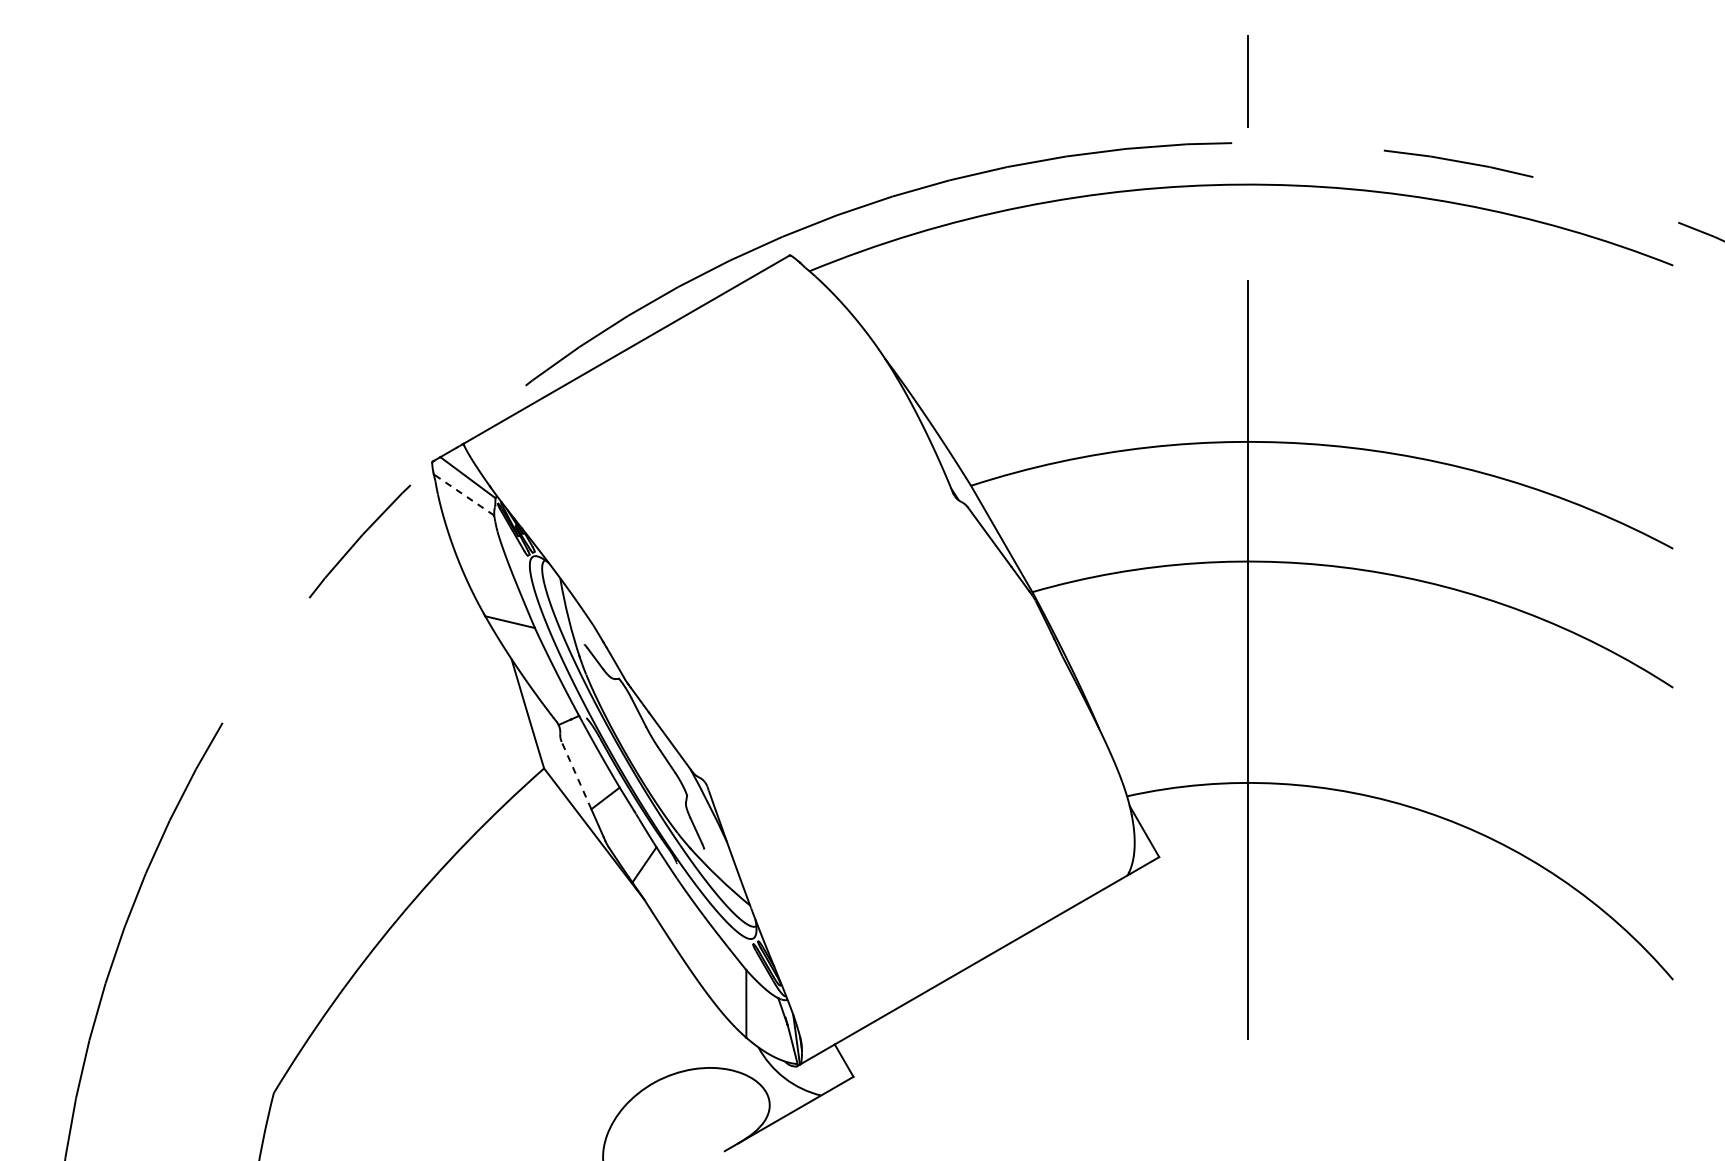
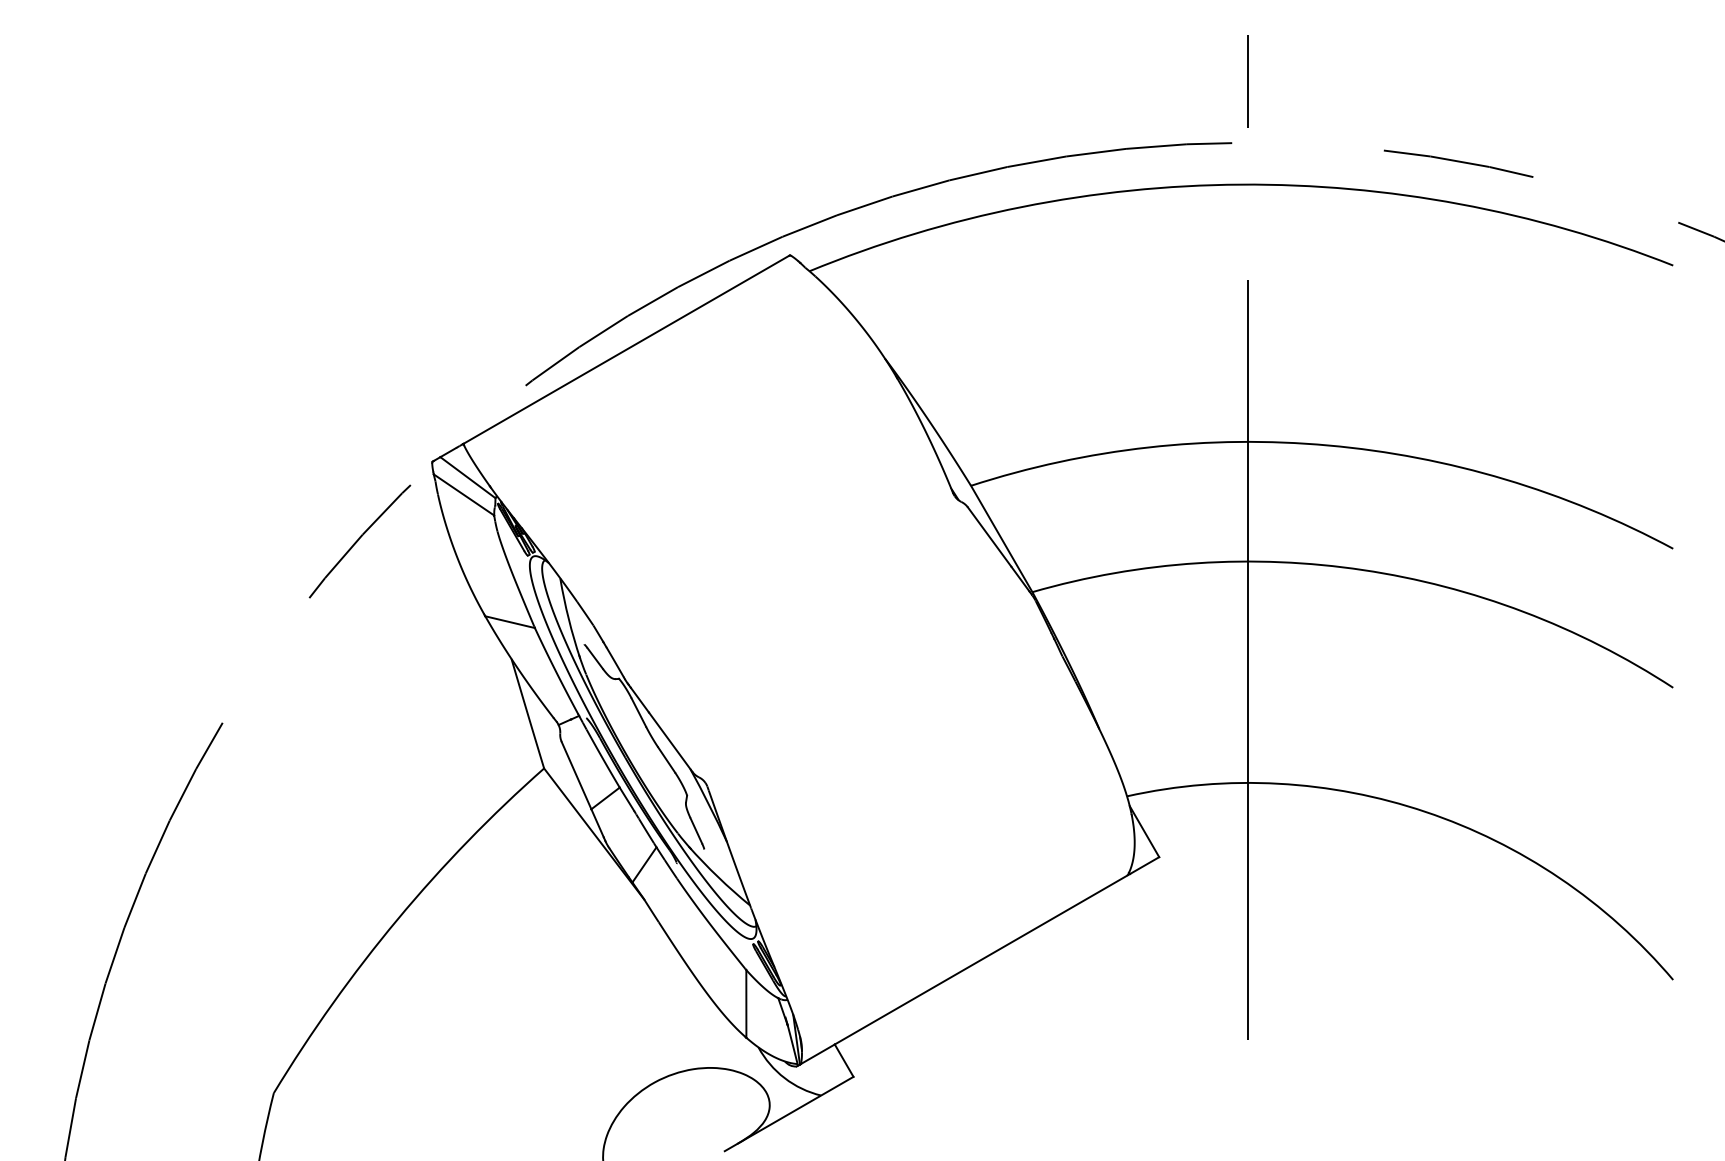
line: dashed -> solid (464, 494)
line: dashed -> solid (576, 775)
